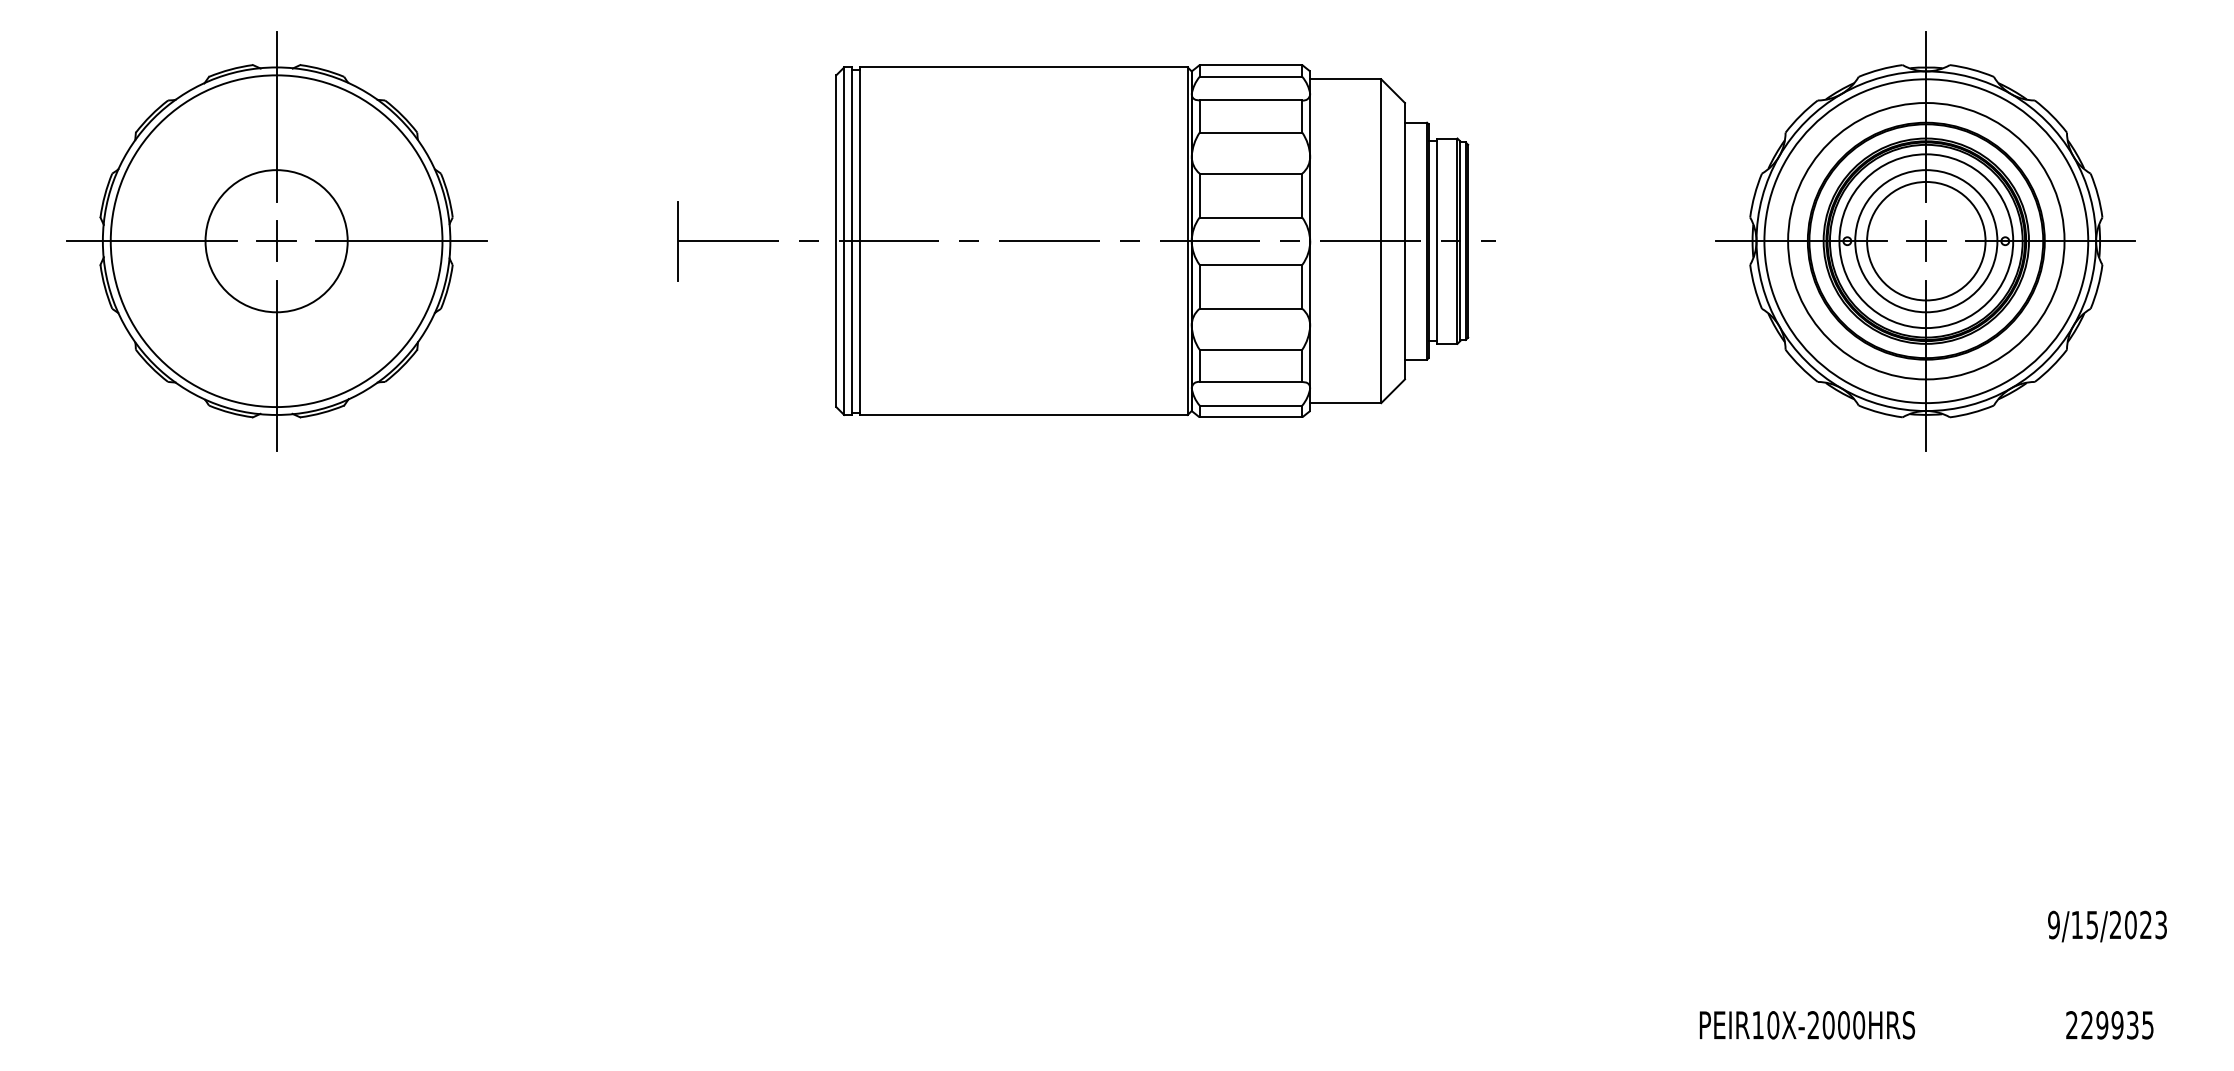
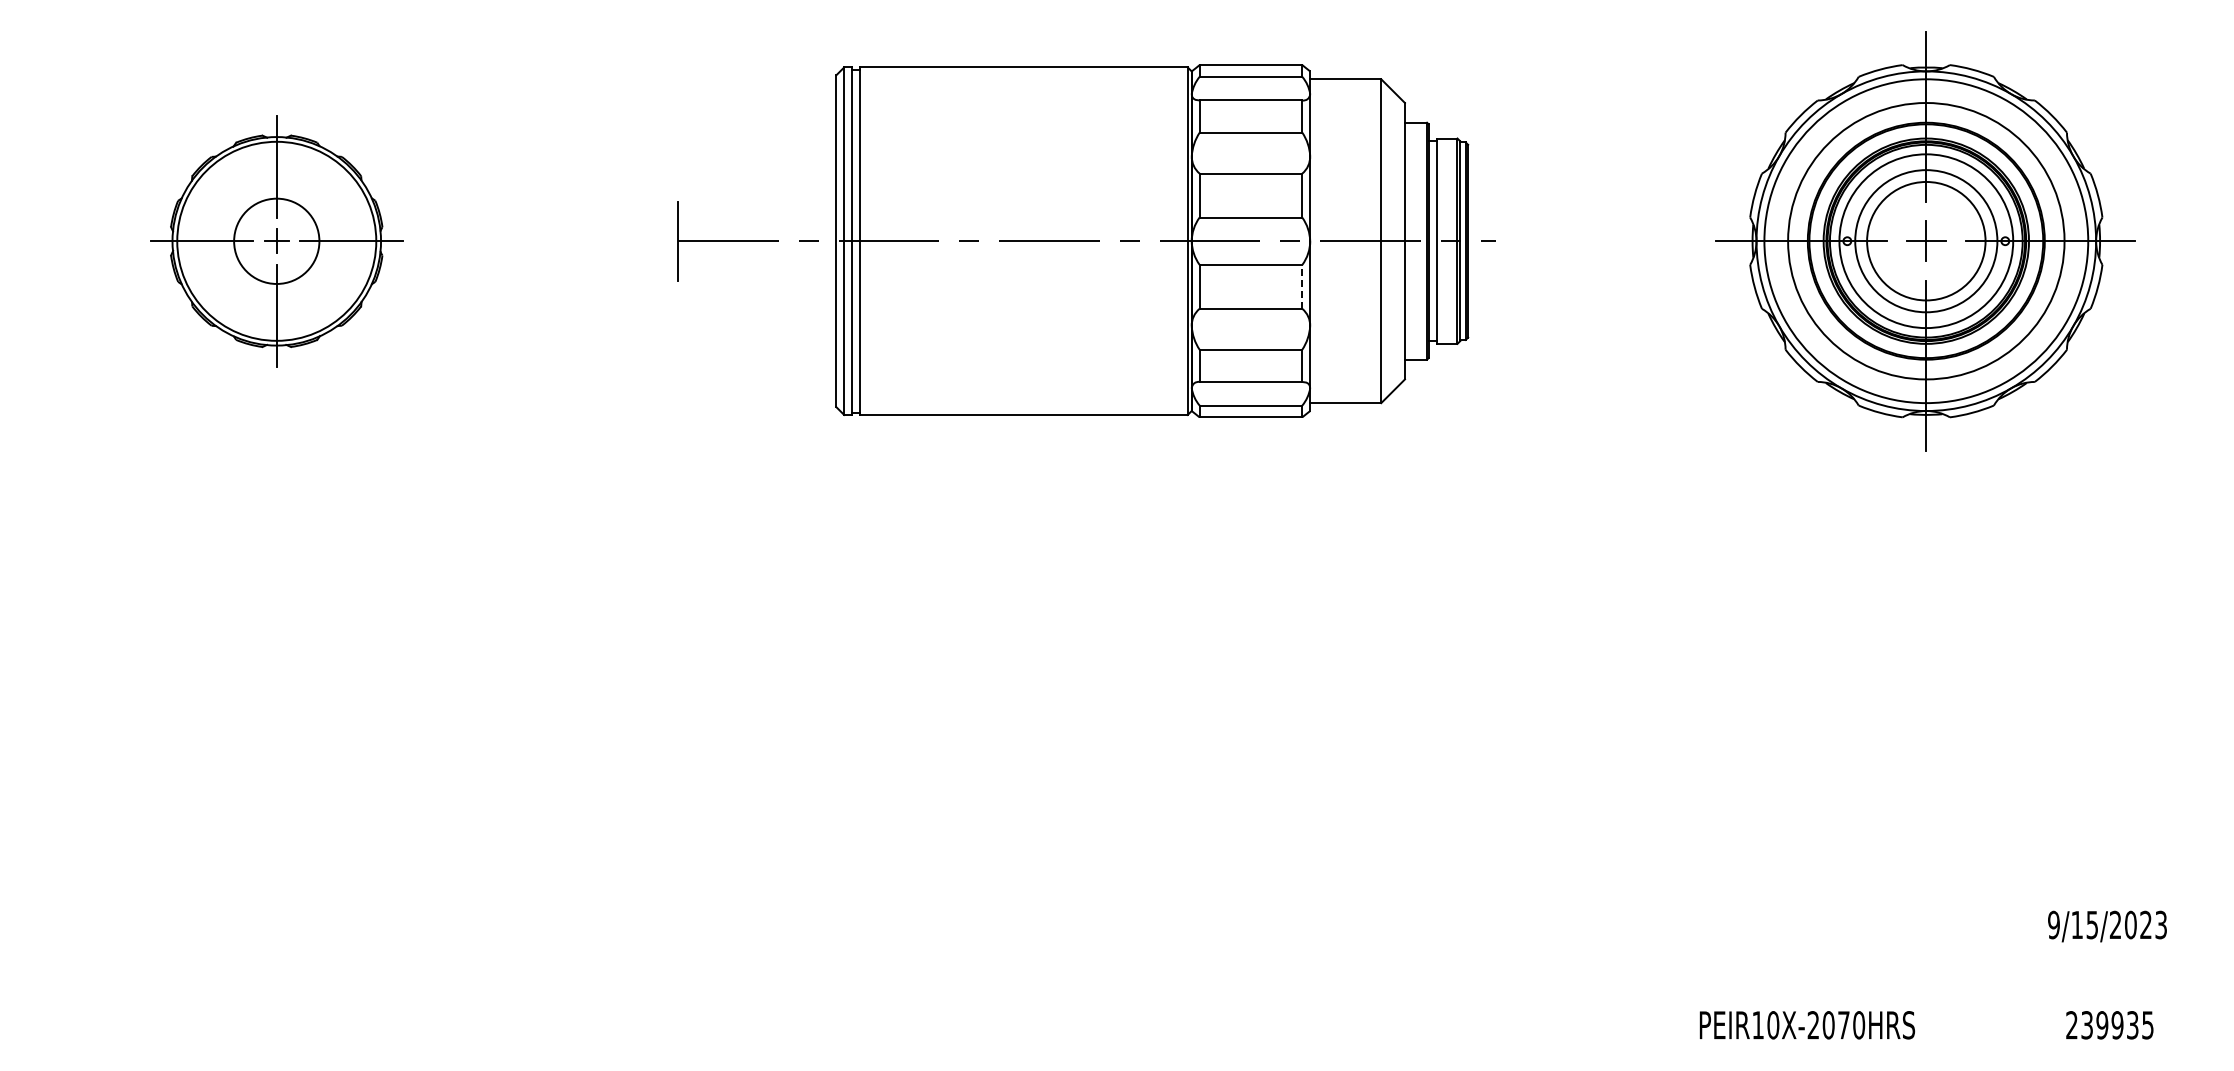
part size: 422x421 px -> 254x253 px (276, 241)
line: solid -> dashed (1302, 286)
text: PEIR10X-2000HRS -> PEIR10X-2070HRS (1843, 1025)
text: 229935 -> 239935 (2086, 1025)
